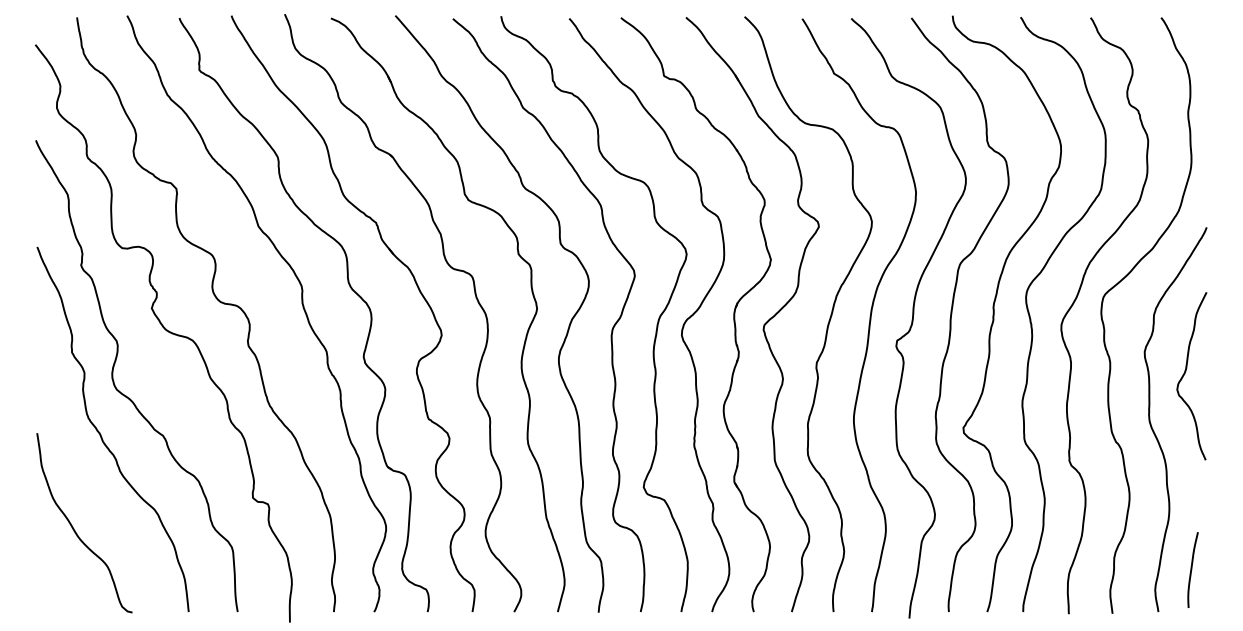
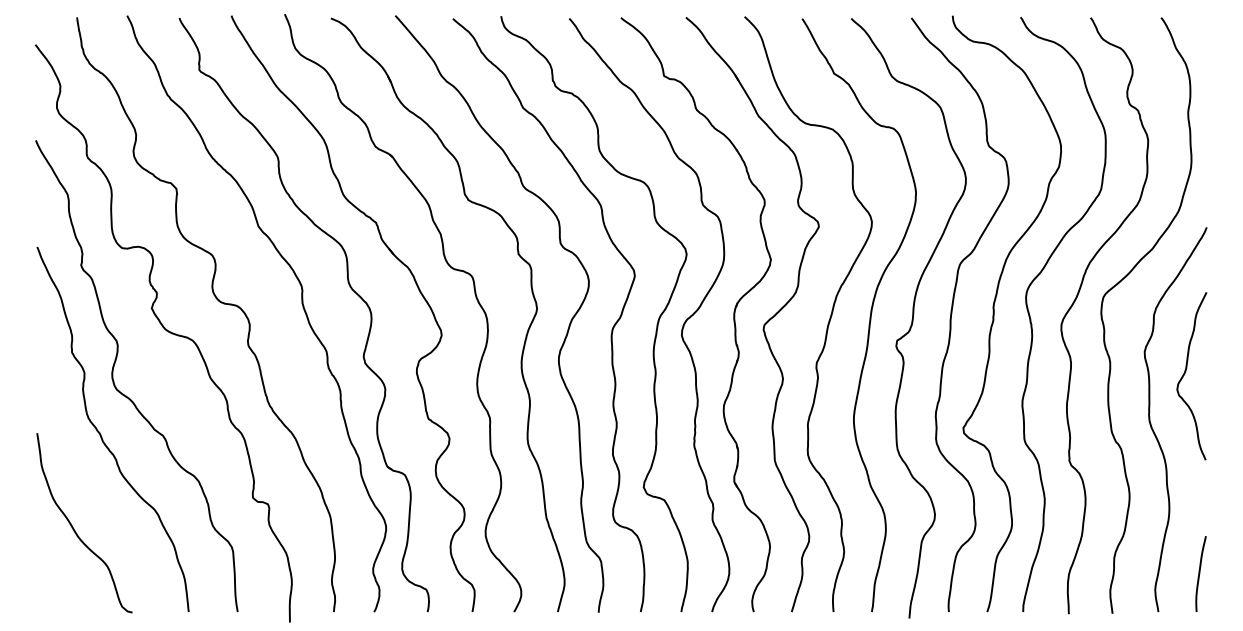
curve position: (1192, 569) -> (1200, 573) (1200, 573)
